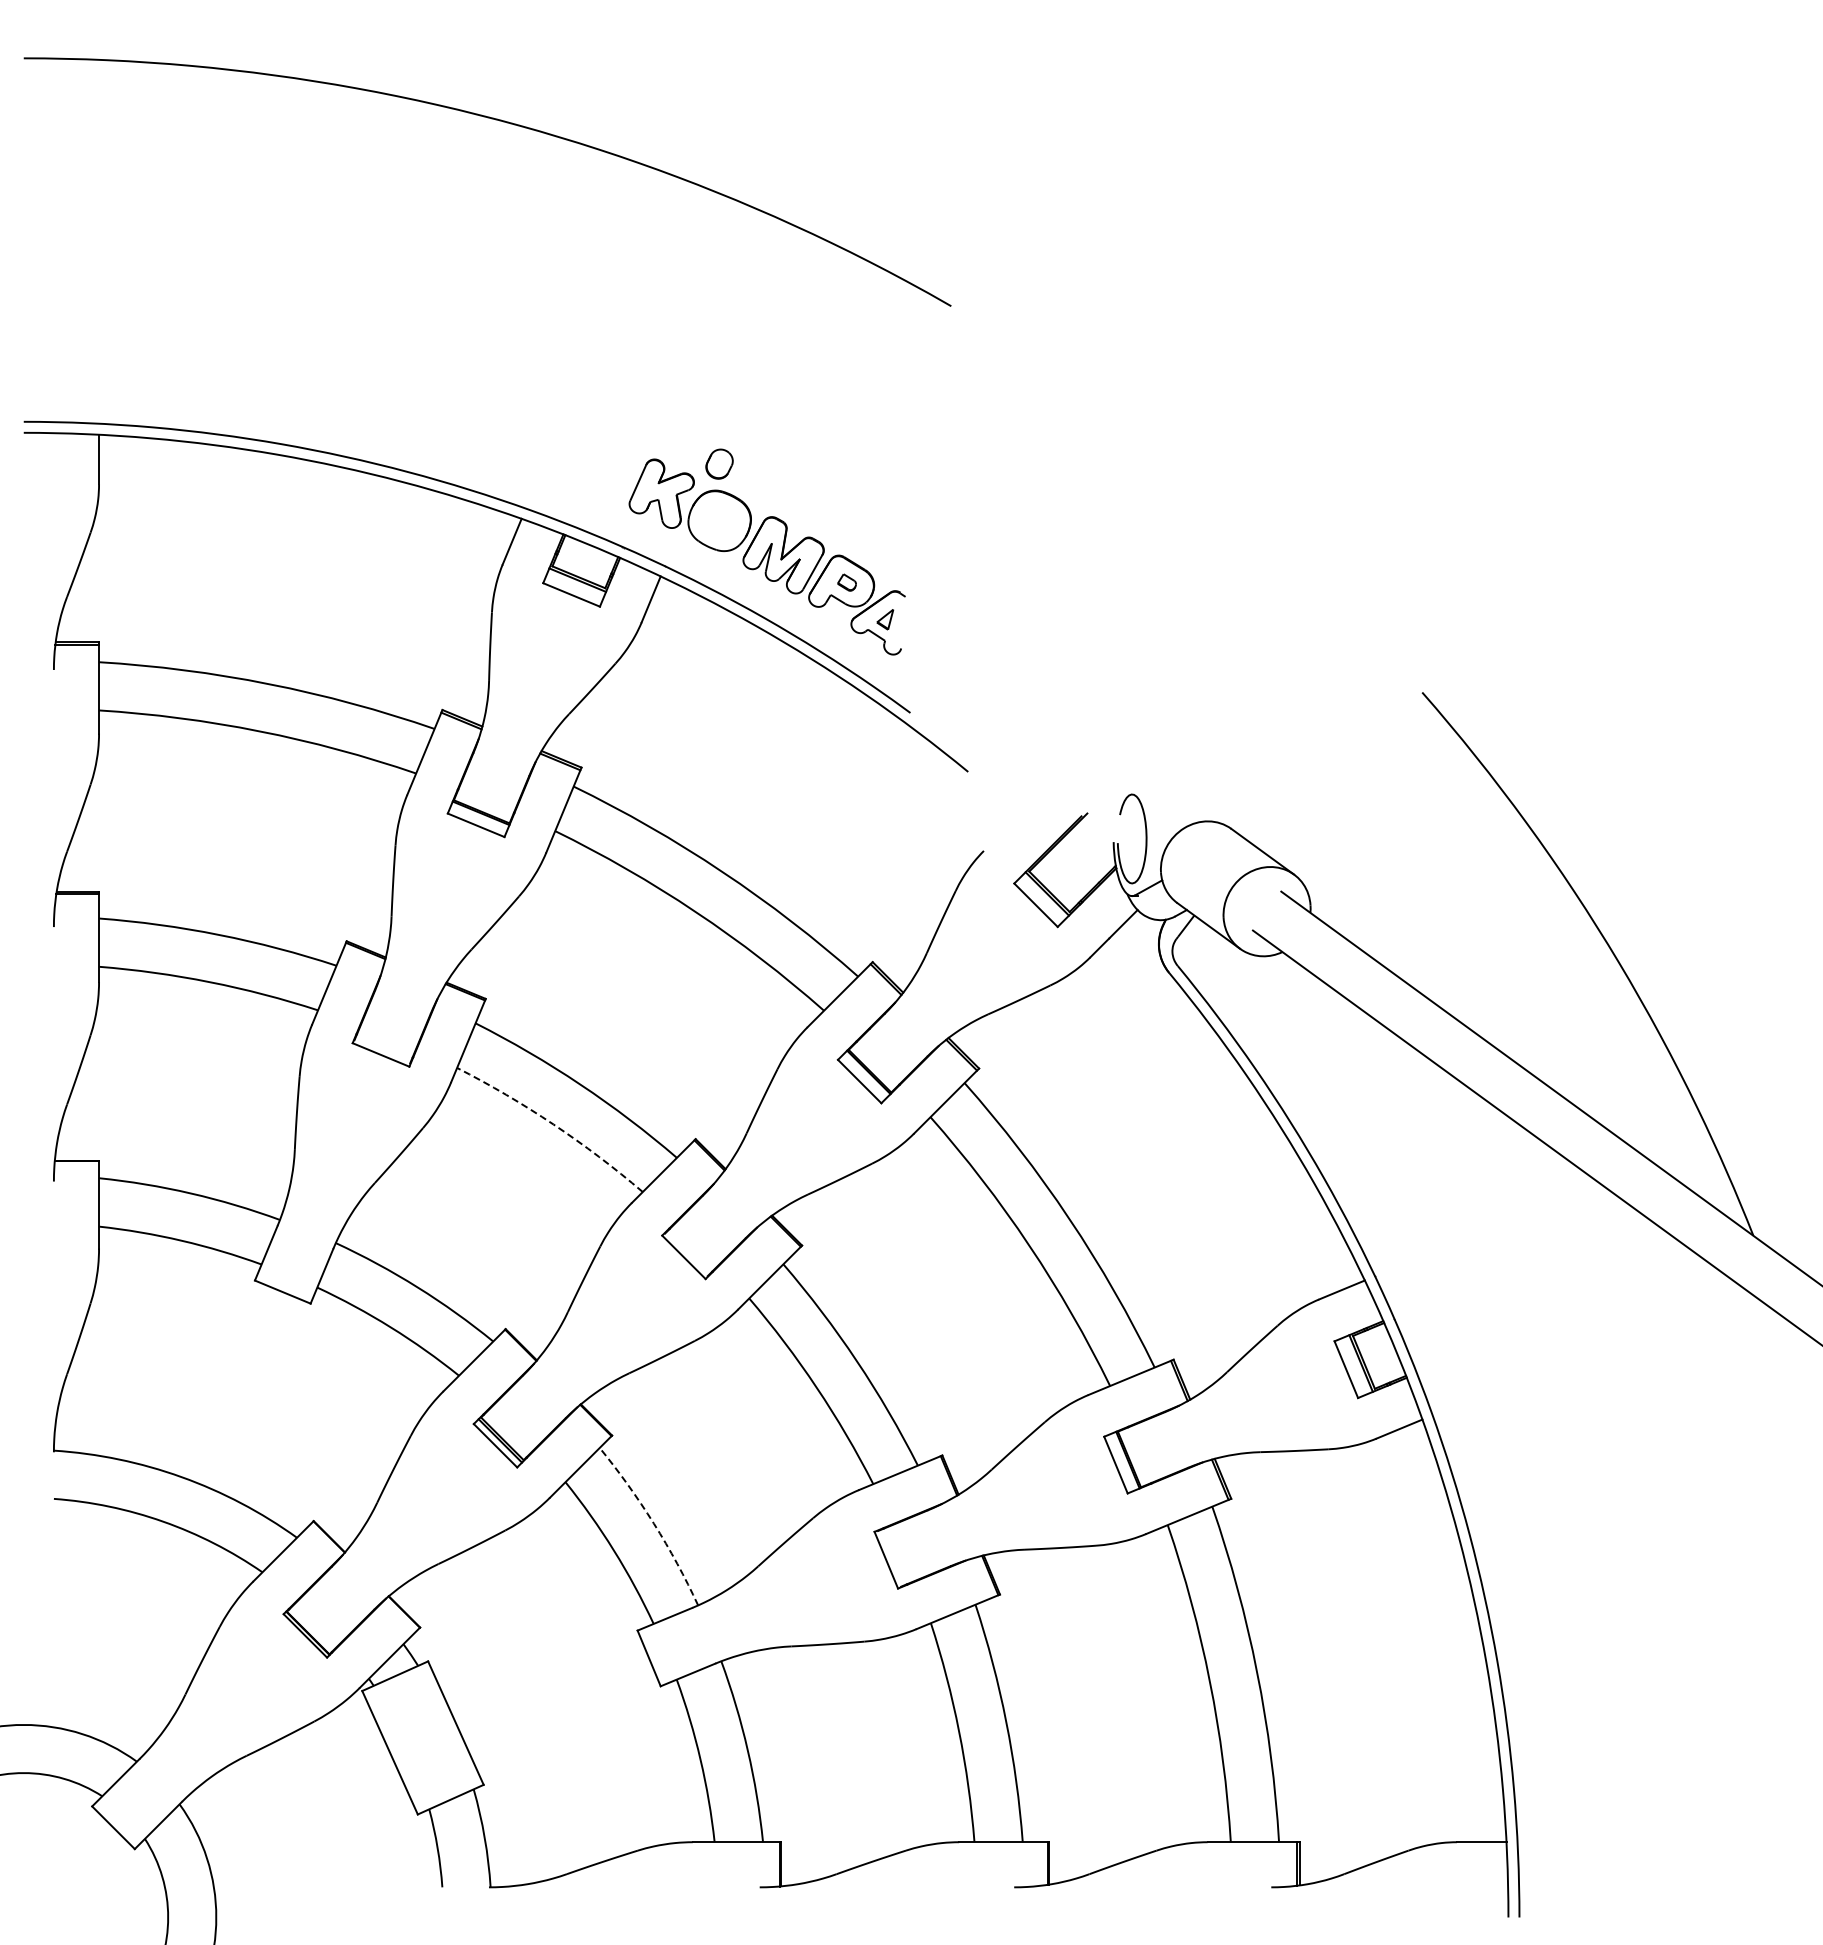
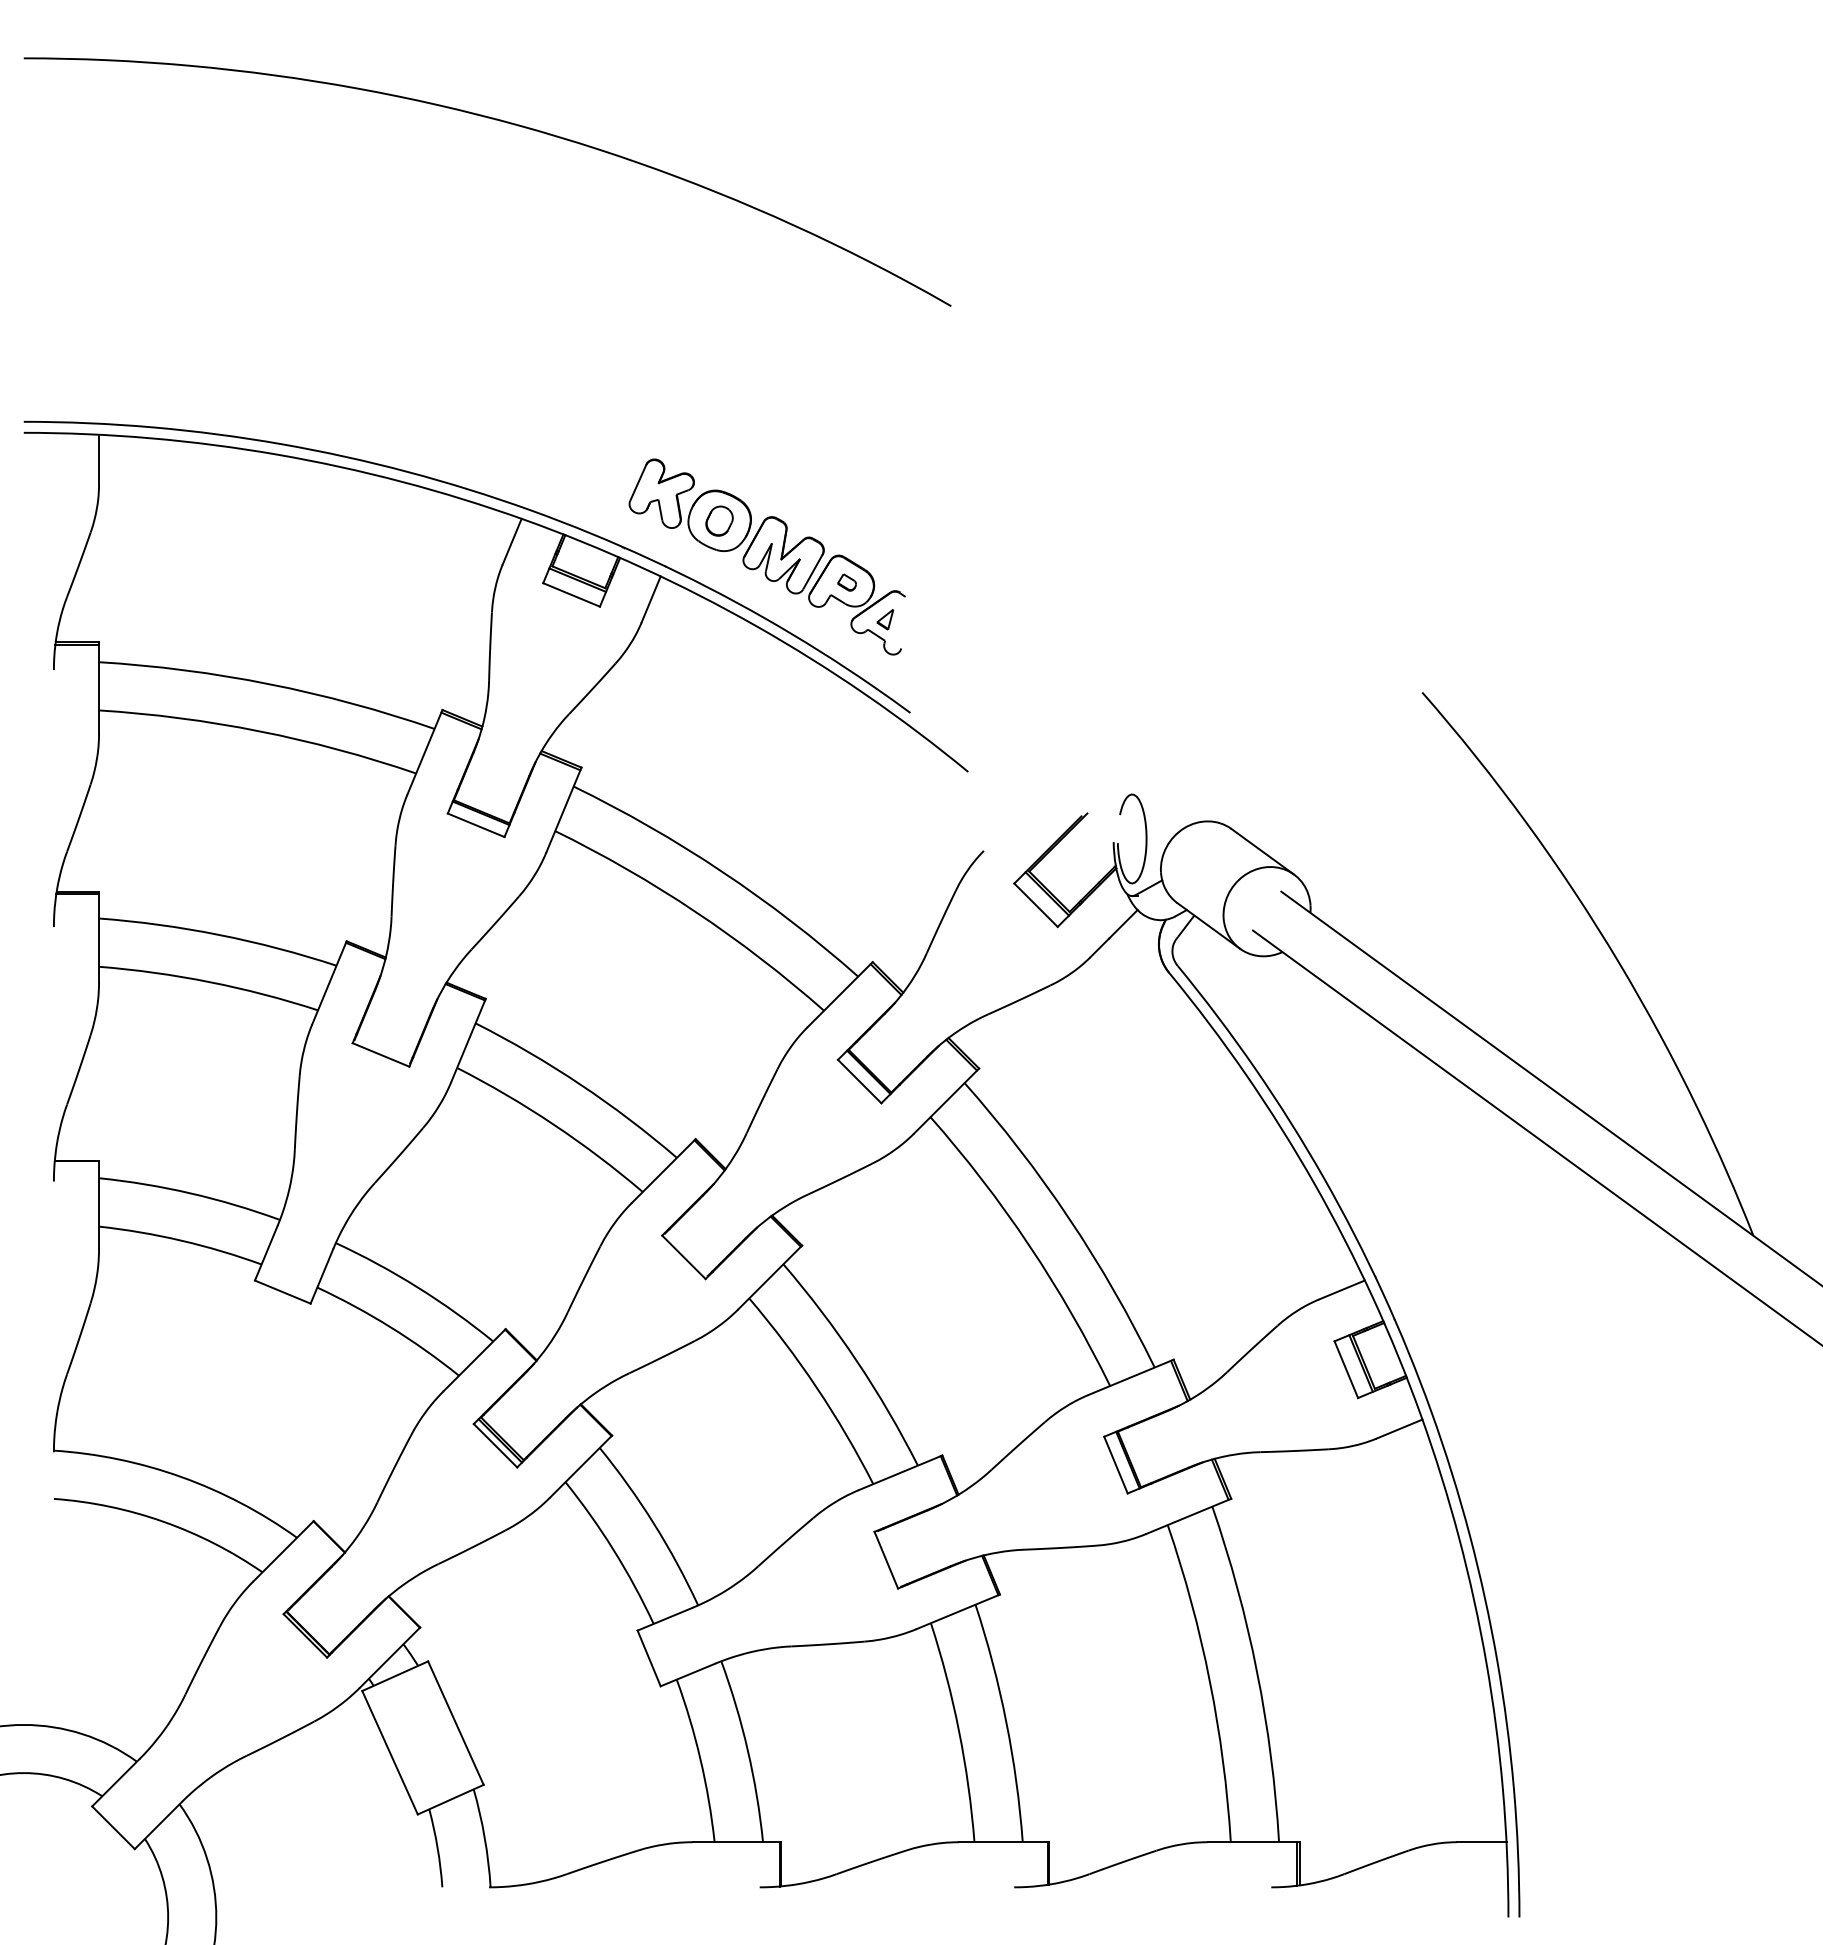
part position: (719, 463) -> (719, 520) (719, 520)
arc: dashed -> solid (553, 1124)
arc: dashed -> solid (653, 1523)
